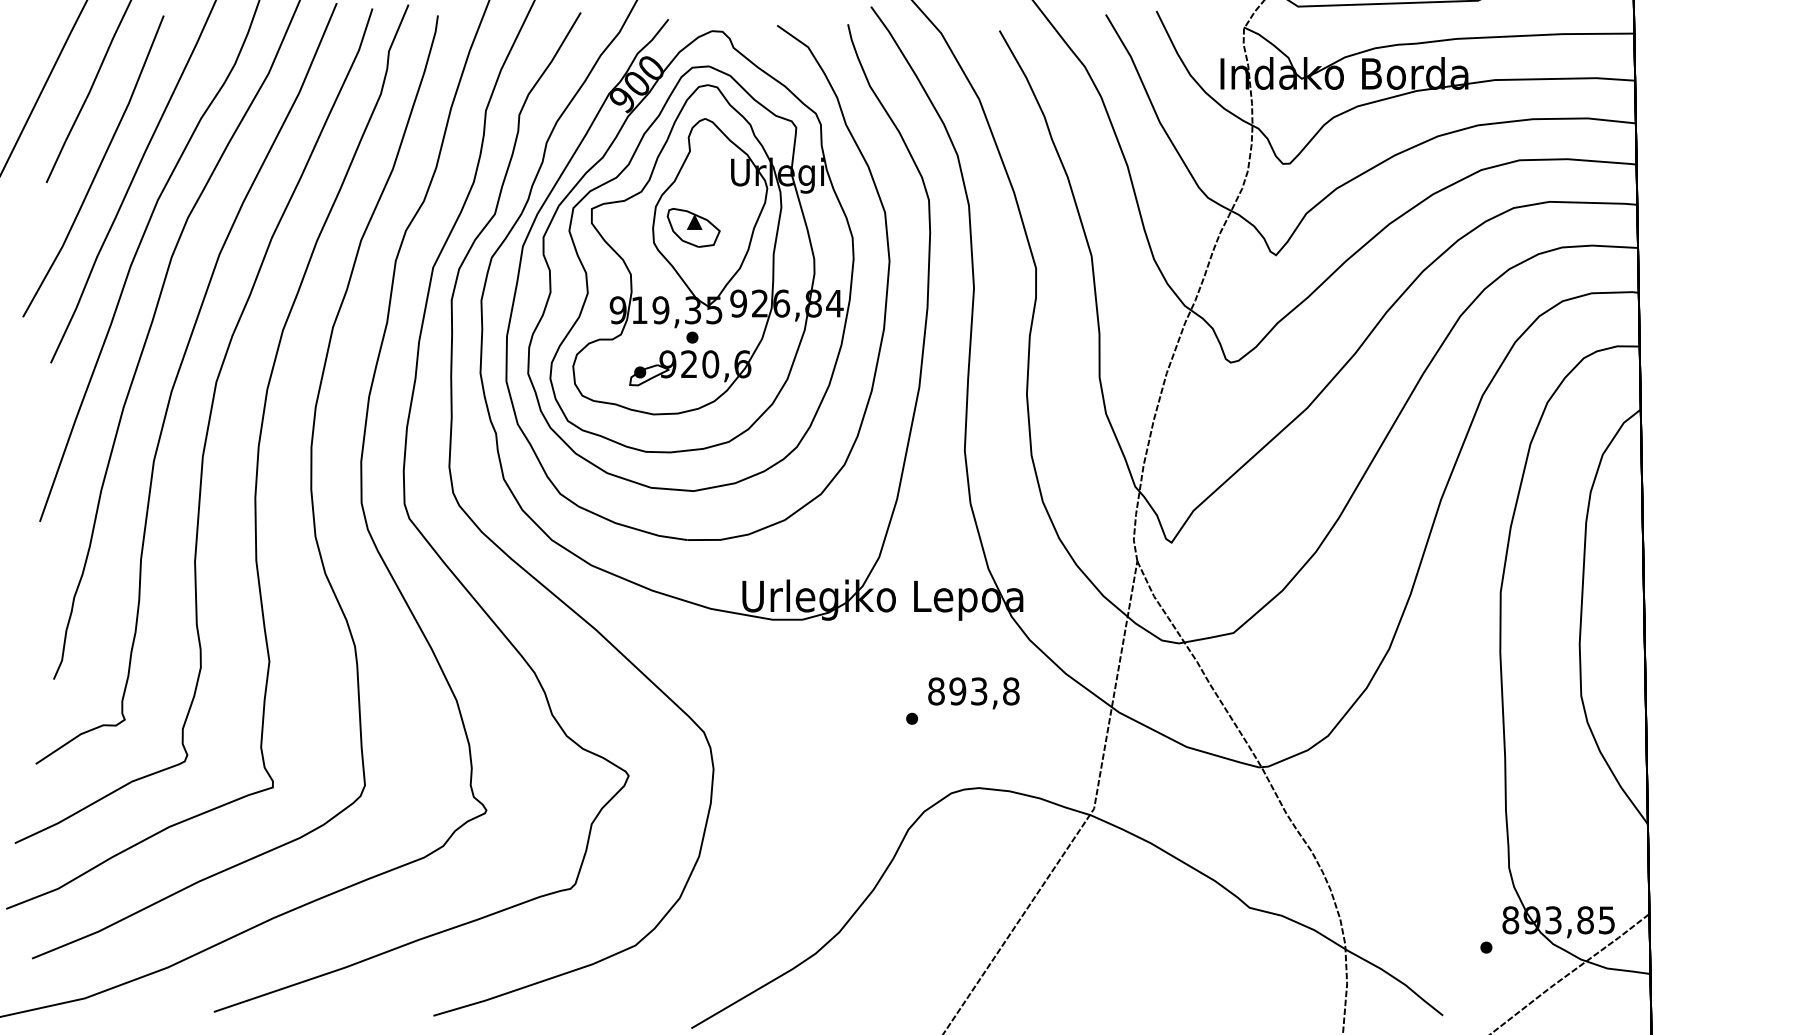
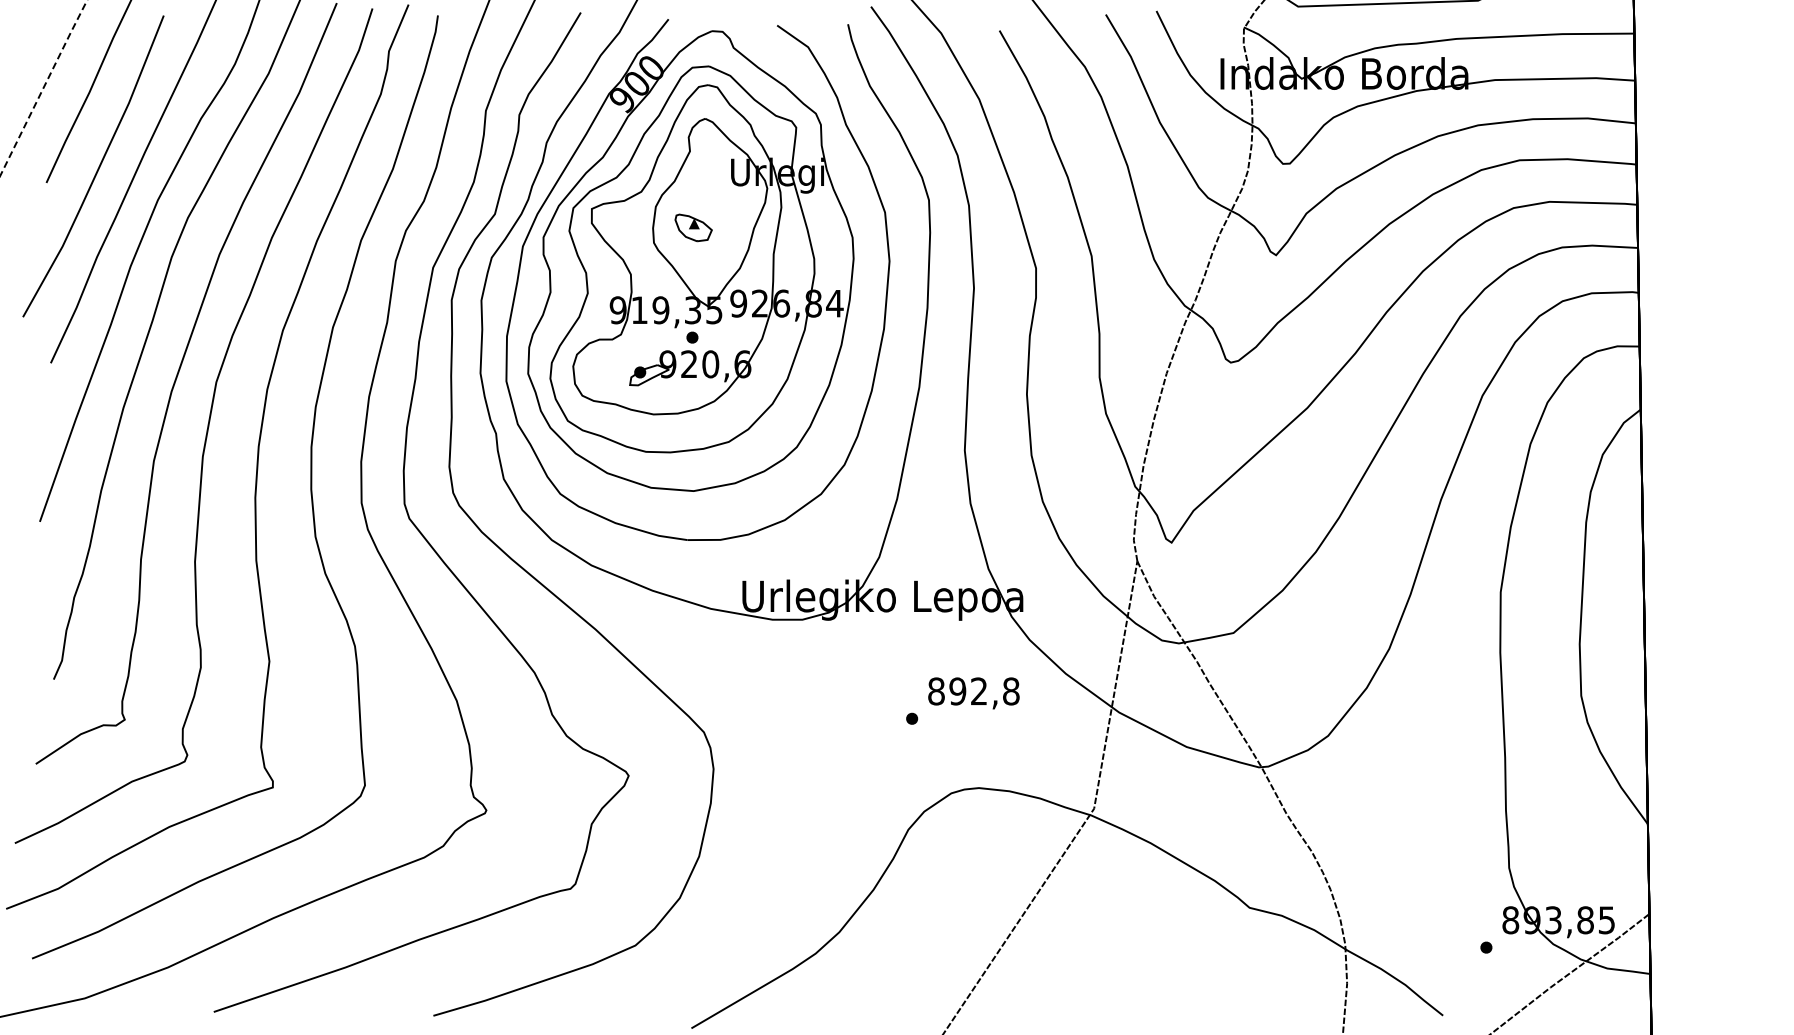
line: solid -> dashed (44, 87)
part size: 55x40 px -> 39x30 px (693, 227)
text: 893,8 -> 892,8 (979, 691)
